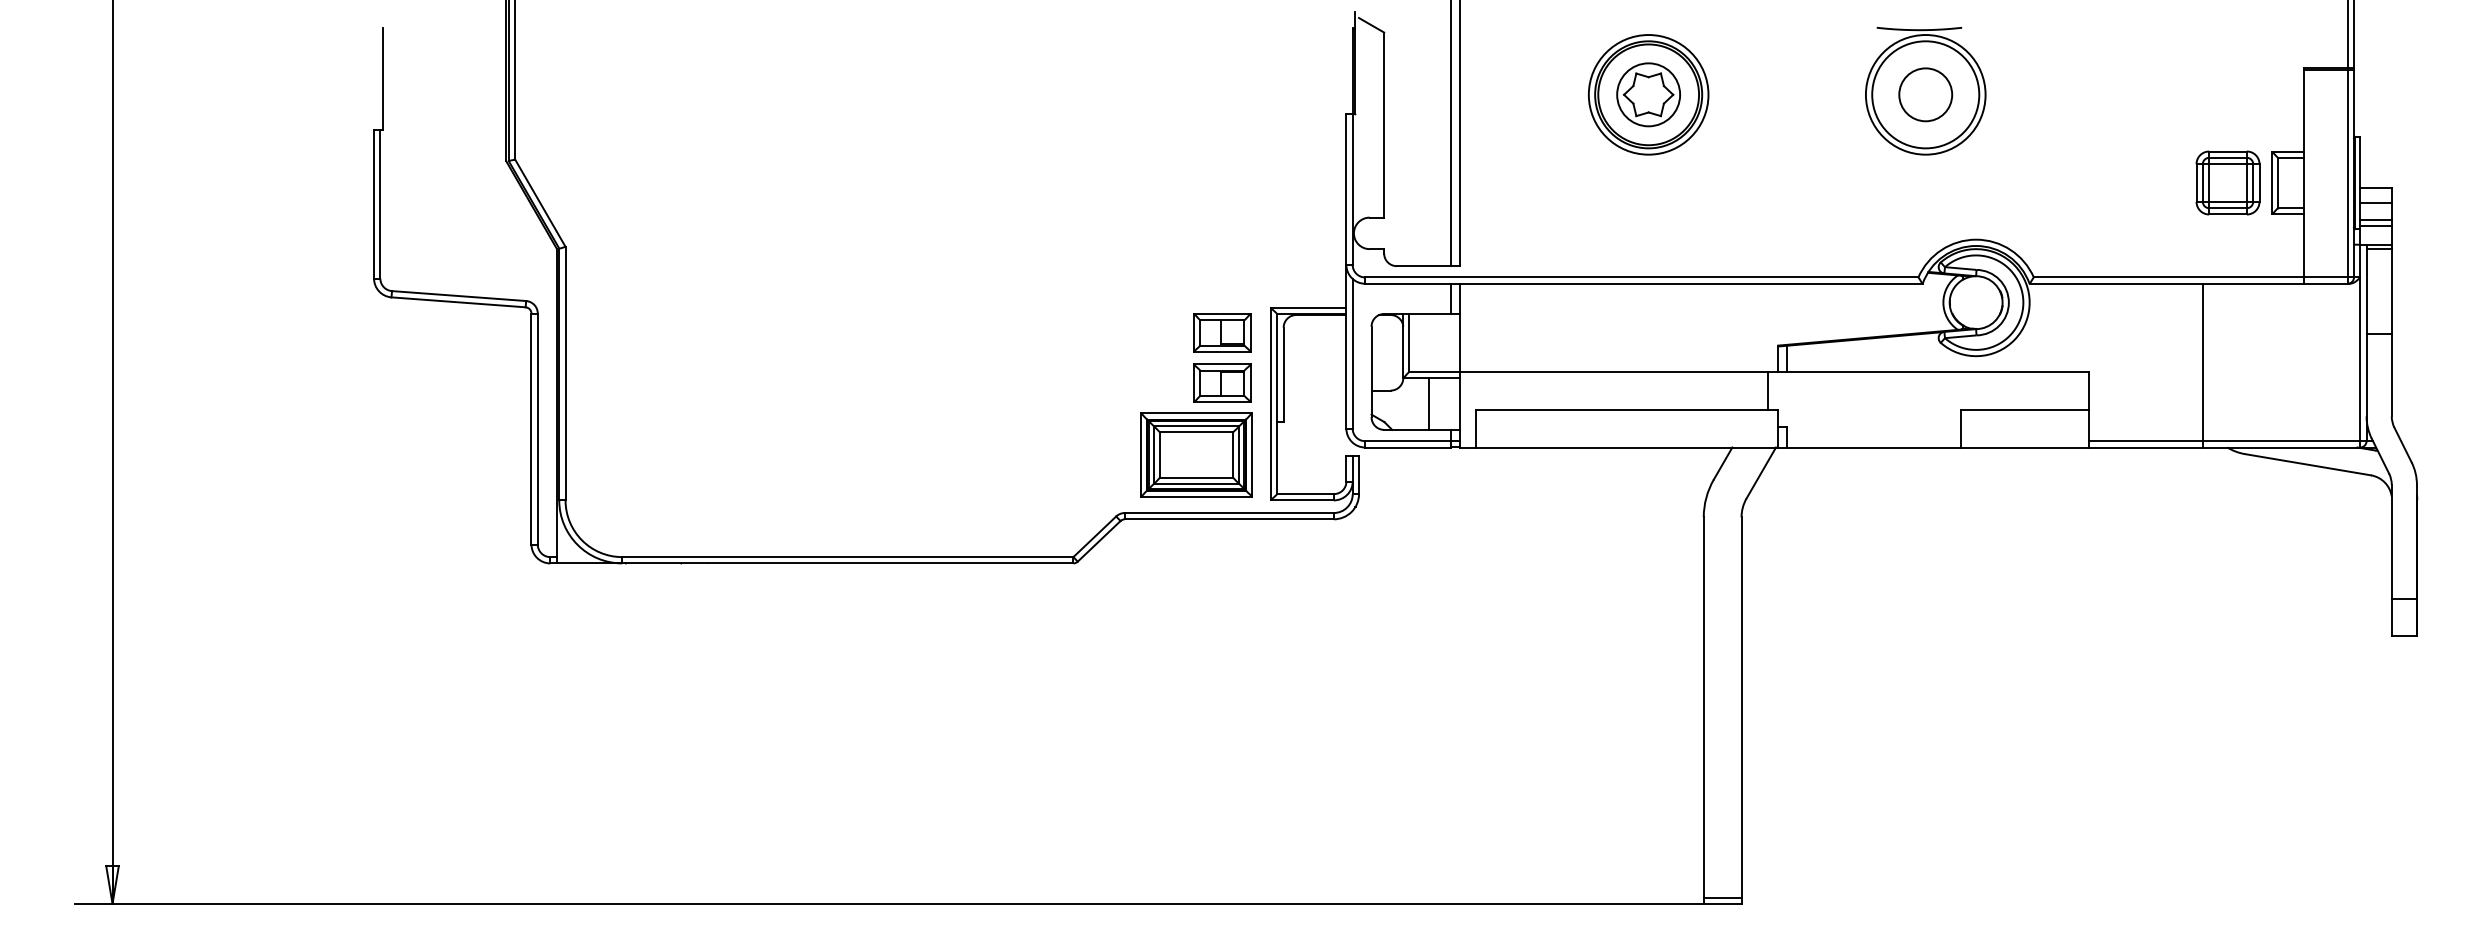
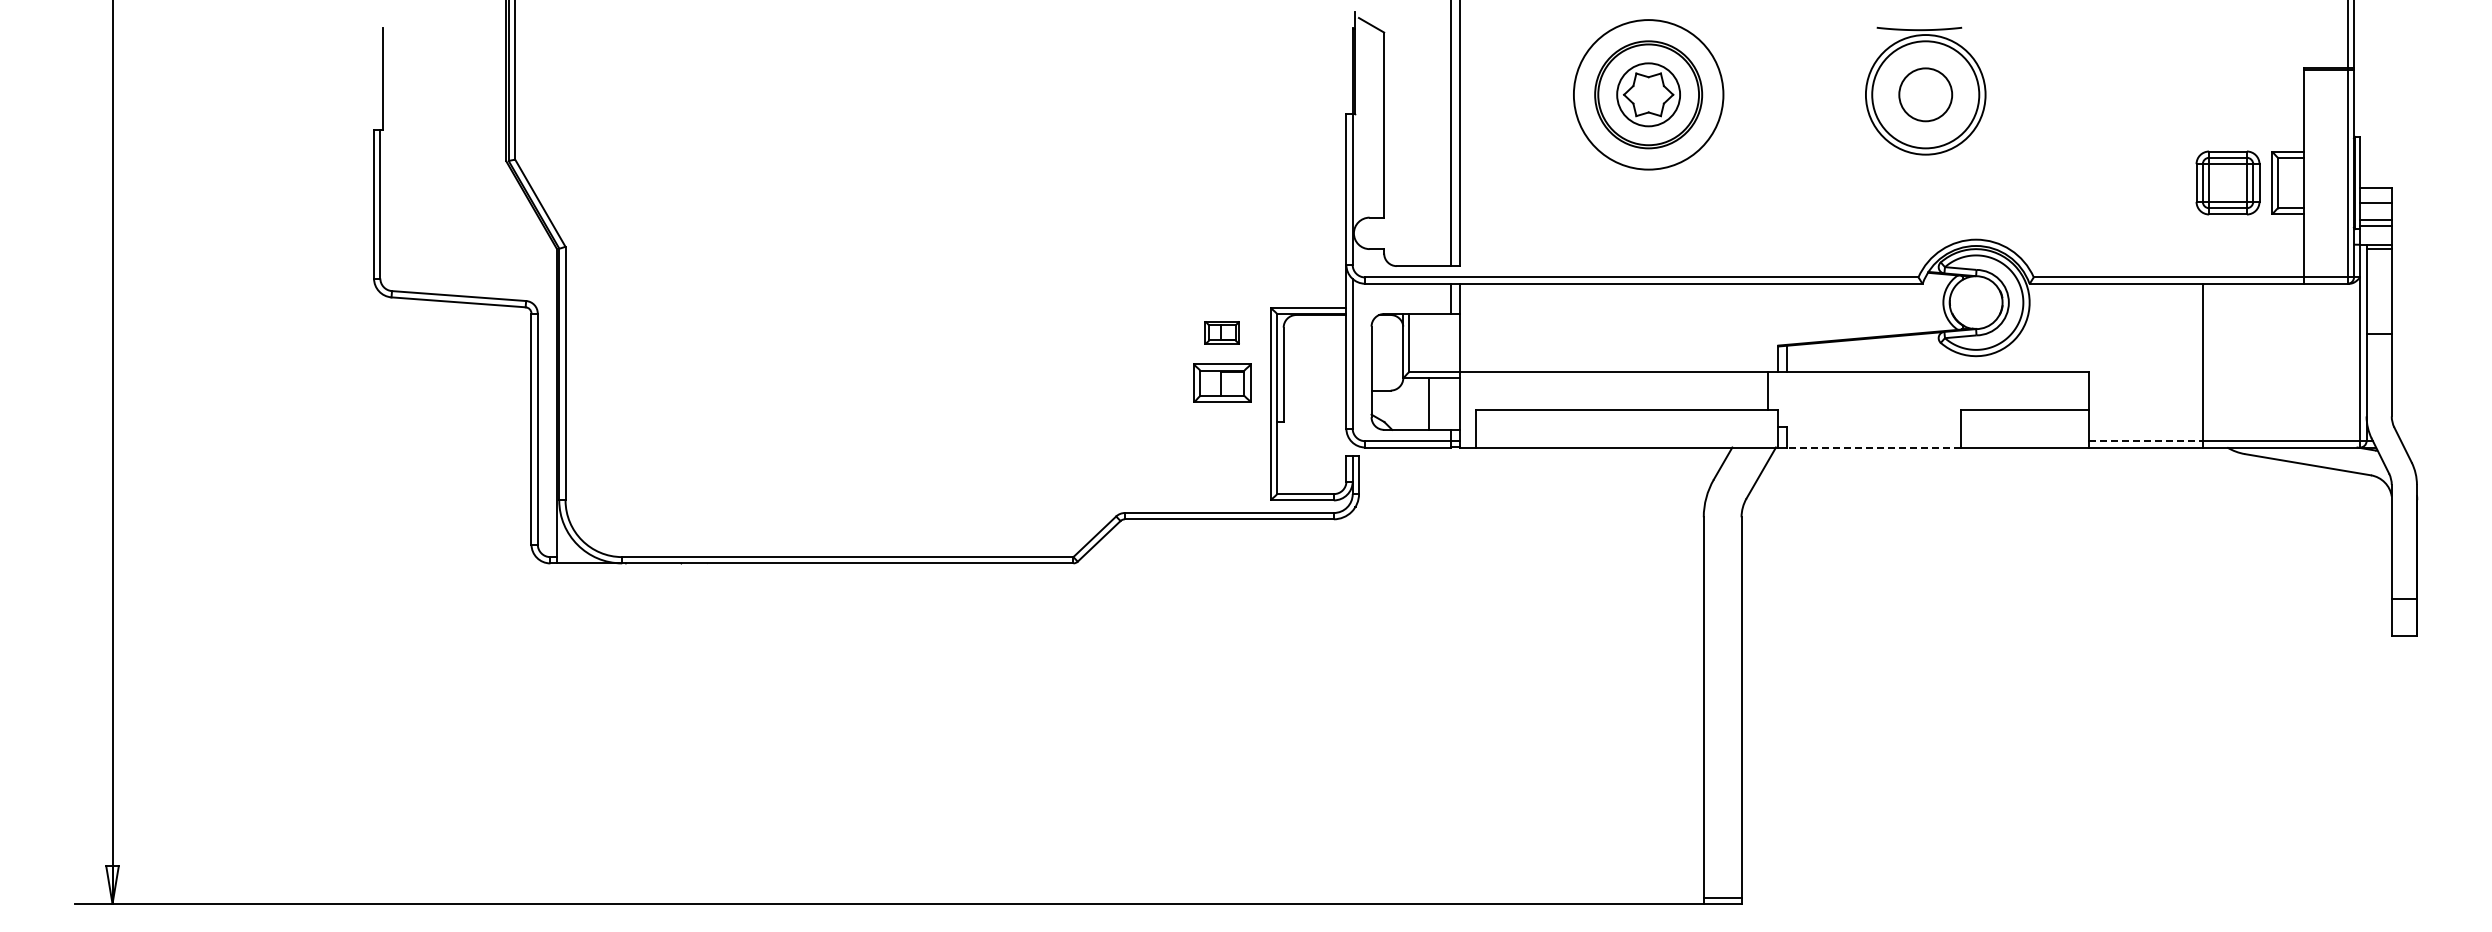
circle diameter: 120 px -> 150 px (1648, 94)
part size: 59x40 px -> 36x24 px (1221, 332)
line: solid -> dashed (2145, 441)
line: solid -> dashed (1874, 447)
part: present -> none (1196, 454)
